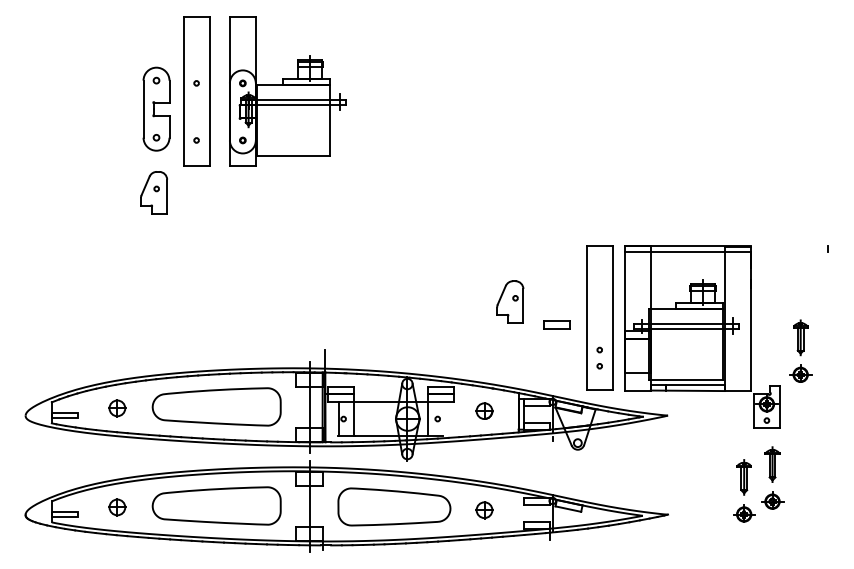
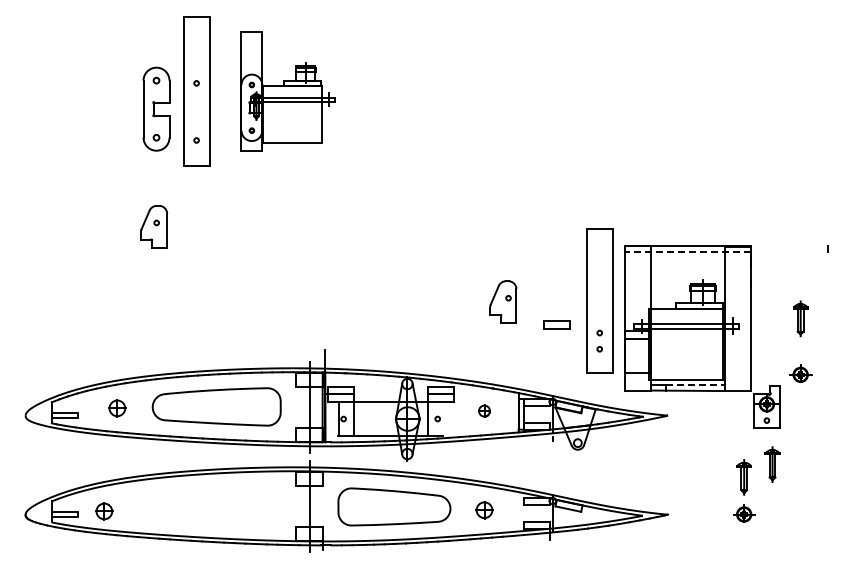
part size: 118x151 px -> 96x121 px (287, 91)
part position: (153, 192) -> (153, 226) (153, 226)
line: solid -> dashed (687, 251)
part position: (510, 301) -> (503, 301) (503, 301)
part position: (599, 317) -> (599, 300) (599, 300)
part position: (800, 337) -> (800, 318) (800, 318)
line: solid -> dashed (695, 385)
part size: 19x18 px -> 13x14 px (484, 410)
part: present -> none (772, 500)
part: present -> none (216, 505)
part position: (117, 507) -> (104, 511) (104, 511)
